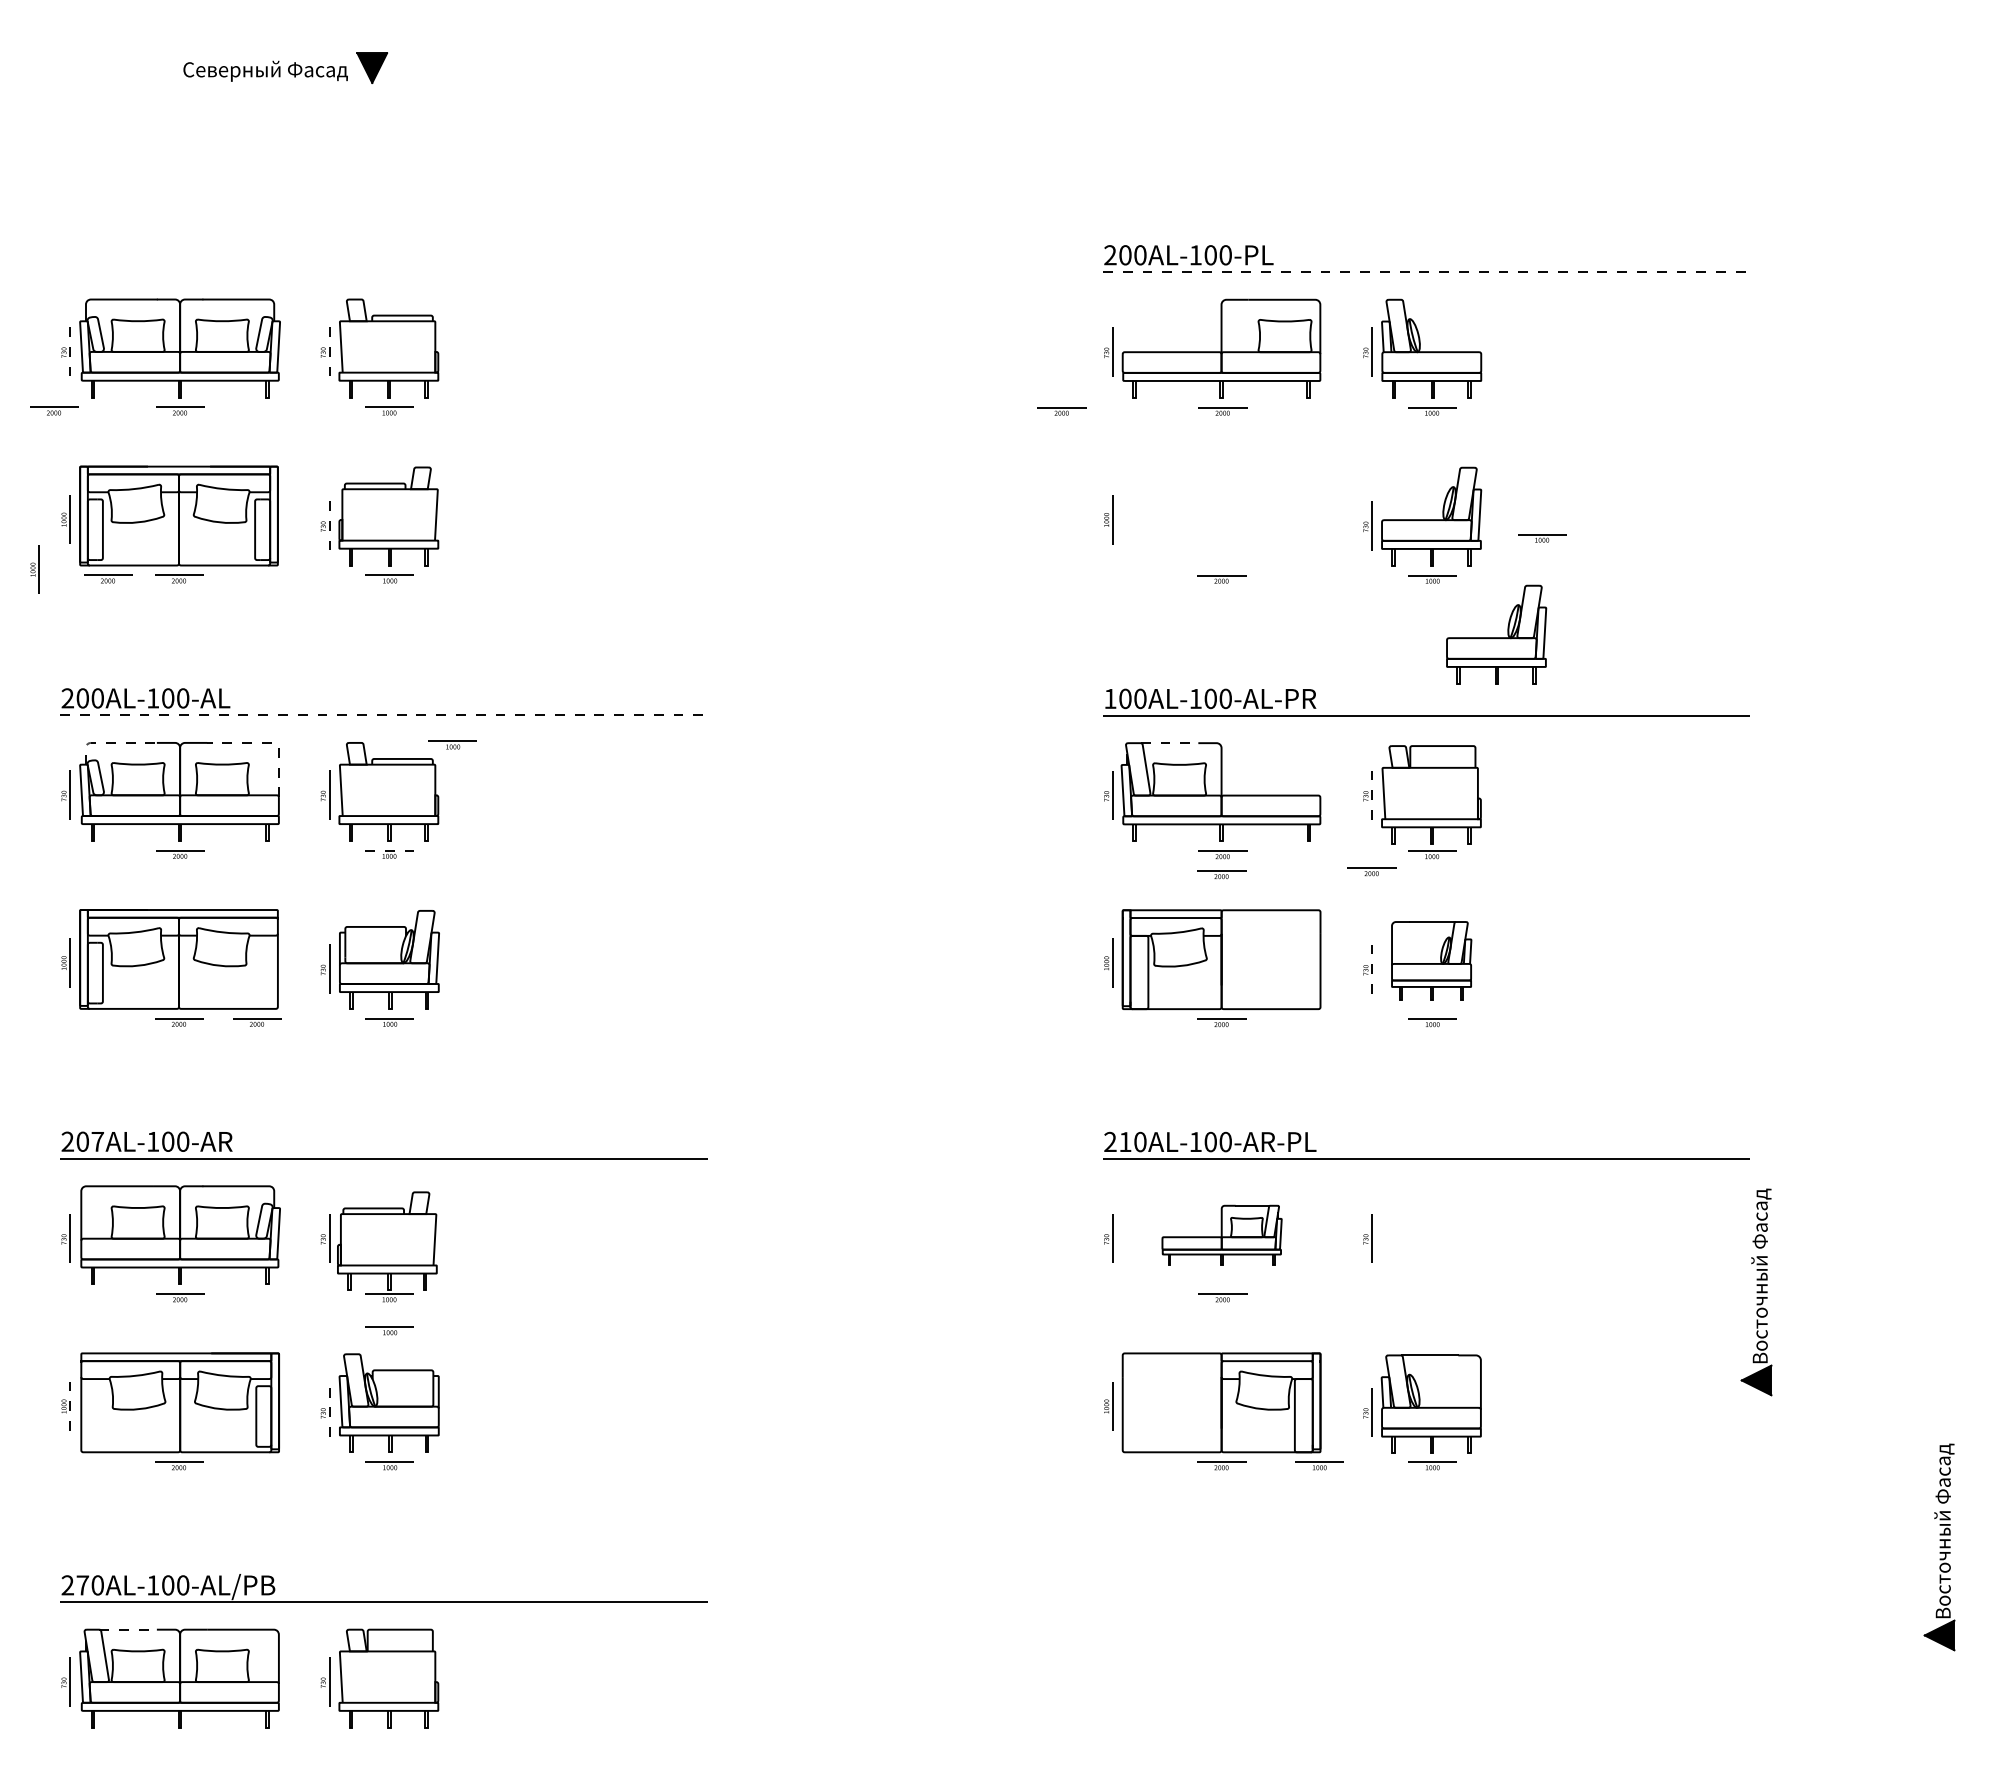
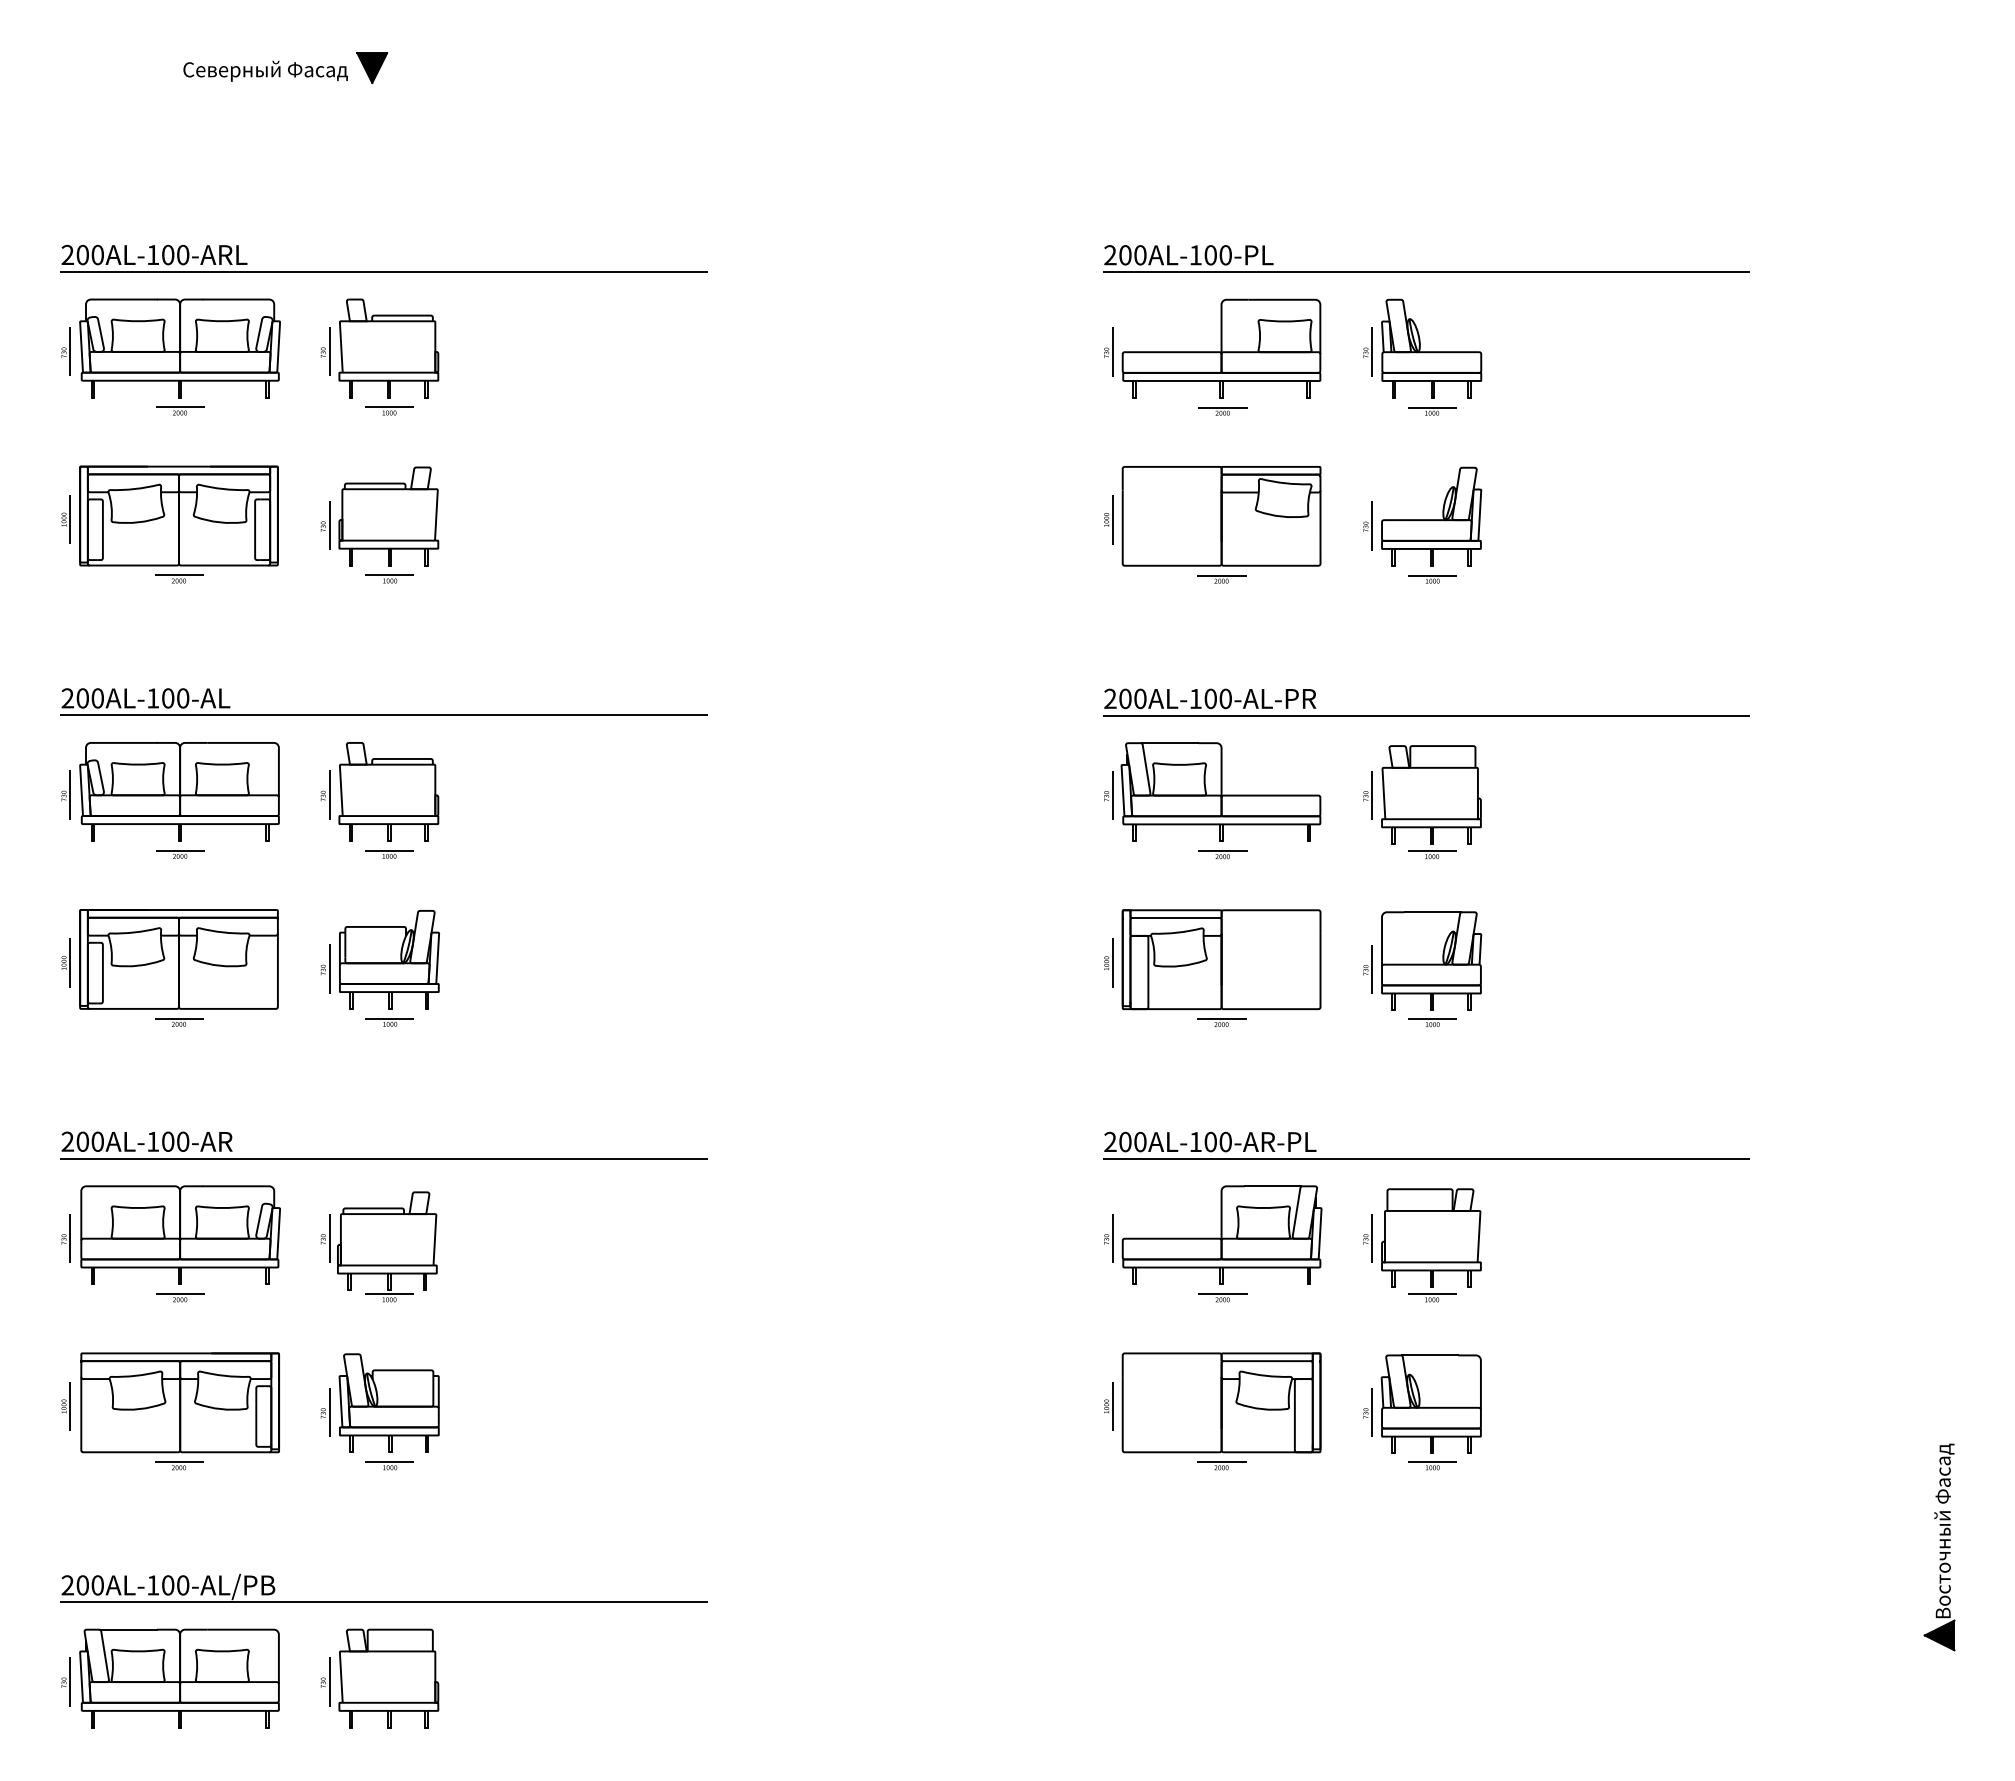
part: none -> present (383, 271)
line: dashed -> solid (1426, 272)
line: dashed -> solid (70, 351)
line: dashed -> solid (329, 351)
part: present -> none (54, 410)
part: present -> none (1061, 411)
part: none -> present (1221, 516)
line: dashed -> solid (329, 525)
part: present -> none (1542, 538)
part: present -> none (34, 569)
part: present -> none (108, 578)
part: present -> none (1496, 634)
text: 100AL-100-AL-PR -> 200AL-100-AL-PR (1110, 698)
line: dashed -> solid (383, 715)
line: dashed -> solid (107, 742)
line: dashed -> solid (273, 742)
line: dashed -> solid (1170, 743)
part: present -> none (452, 744)
line: dashed -> solid (1372, 795)
line: dashed -> solid (389, 850)
part: present -> none (1371, 871)
part: present -> none (1221, 874)
part size: 82x80 px -> 102x100 px (1431, 960)
line: dashed -> solid (1372, 969)
part: present -> none (257, 1022)
text: 207AL-100-AR -> 200AL-100-AR (97, 1141)
text: 210AL-100-AR-PL -> 200AL-100-AR-PL (1125, 1141)
part size: 122x62 px -> 202x100 px (1221, 1234)
part: none -> present (1431, 1245)
part: present -> none (1756, 1292)
part: present -> none (389, 1330)
line: dashed -> solid (70, 1406)
line: dashed -> solid (329, 1412)
part: present -> none (1319, 1465)
text: 270AL-100-AL/PB -> 200AL-100-AL/PB (82, 1585)
line: dashed -> solid (128, 1629)
